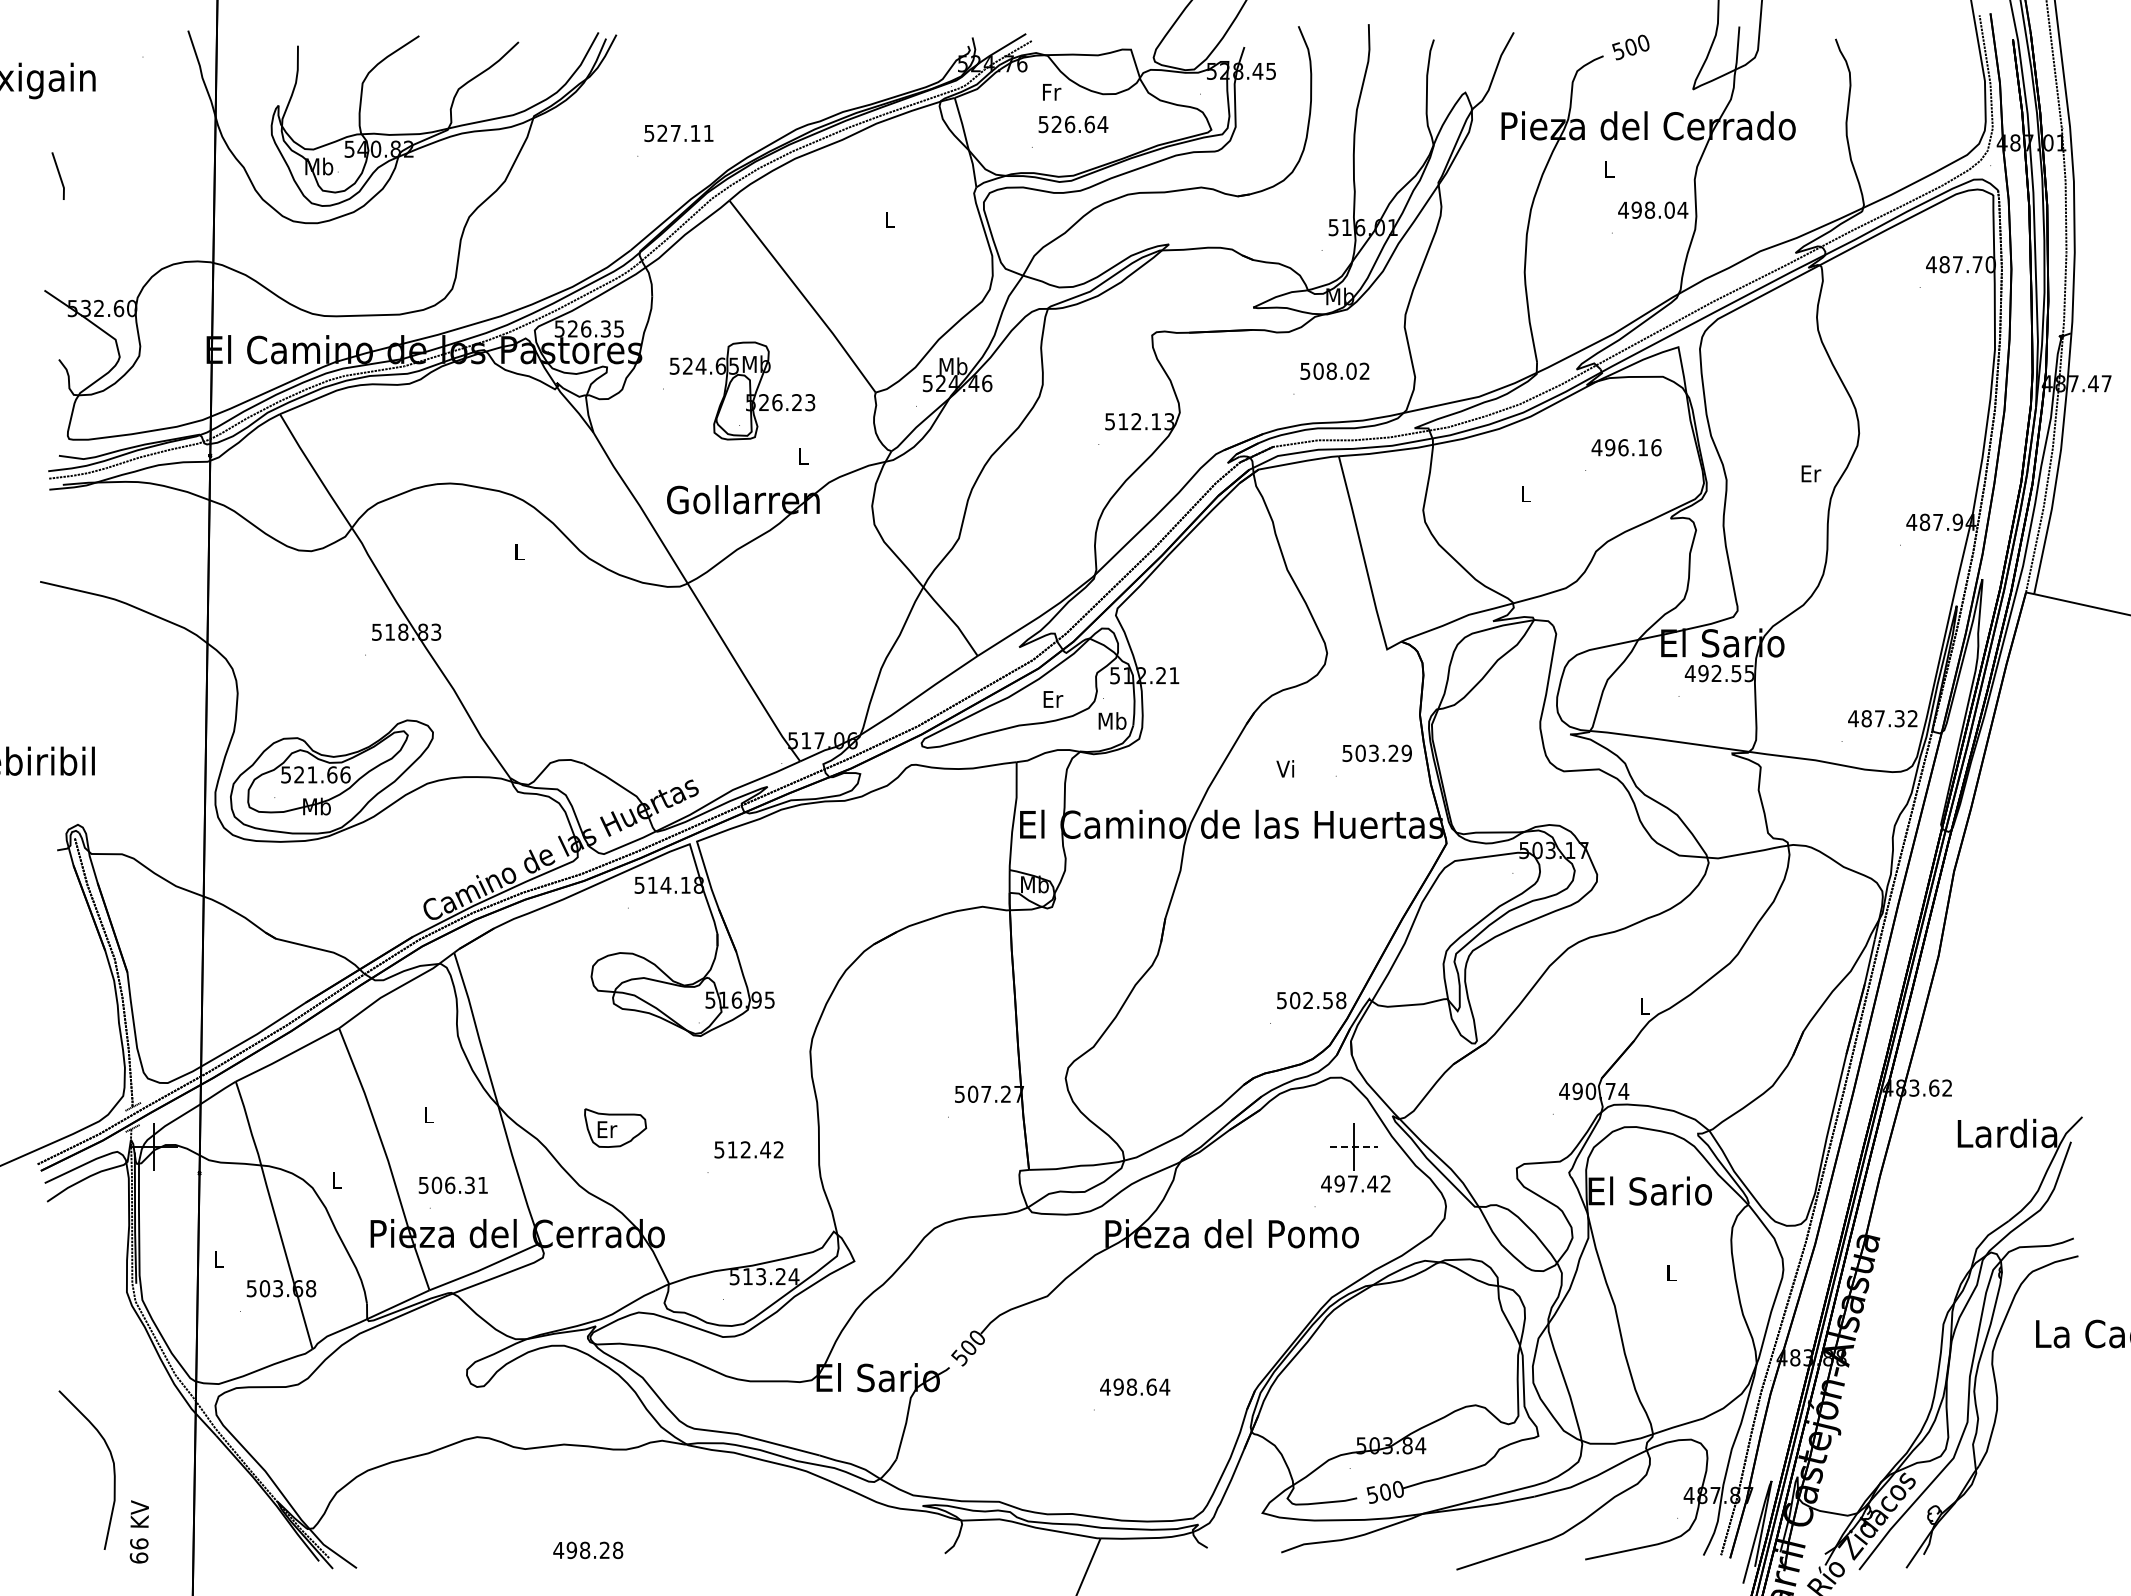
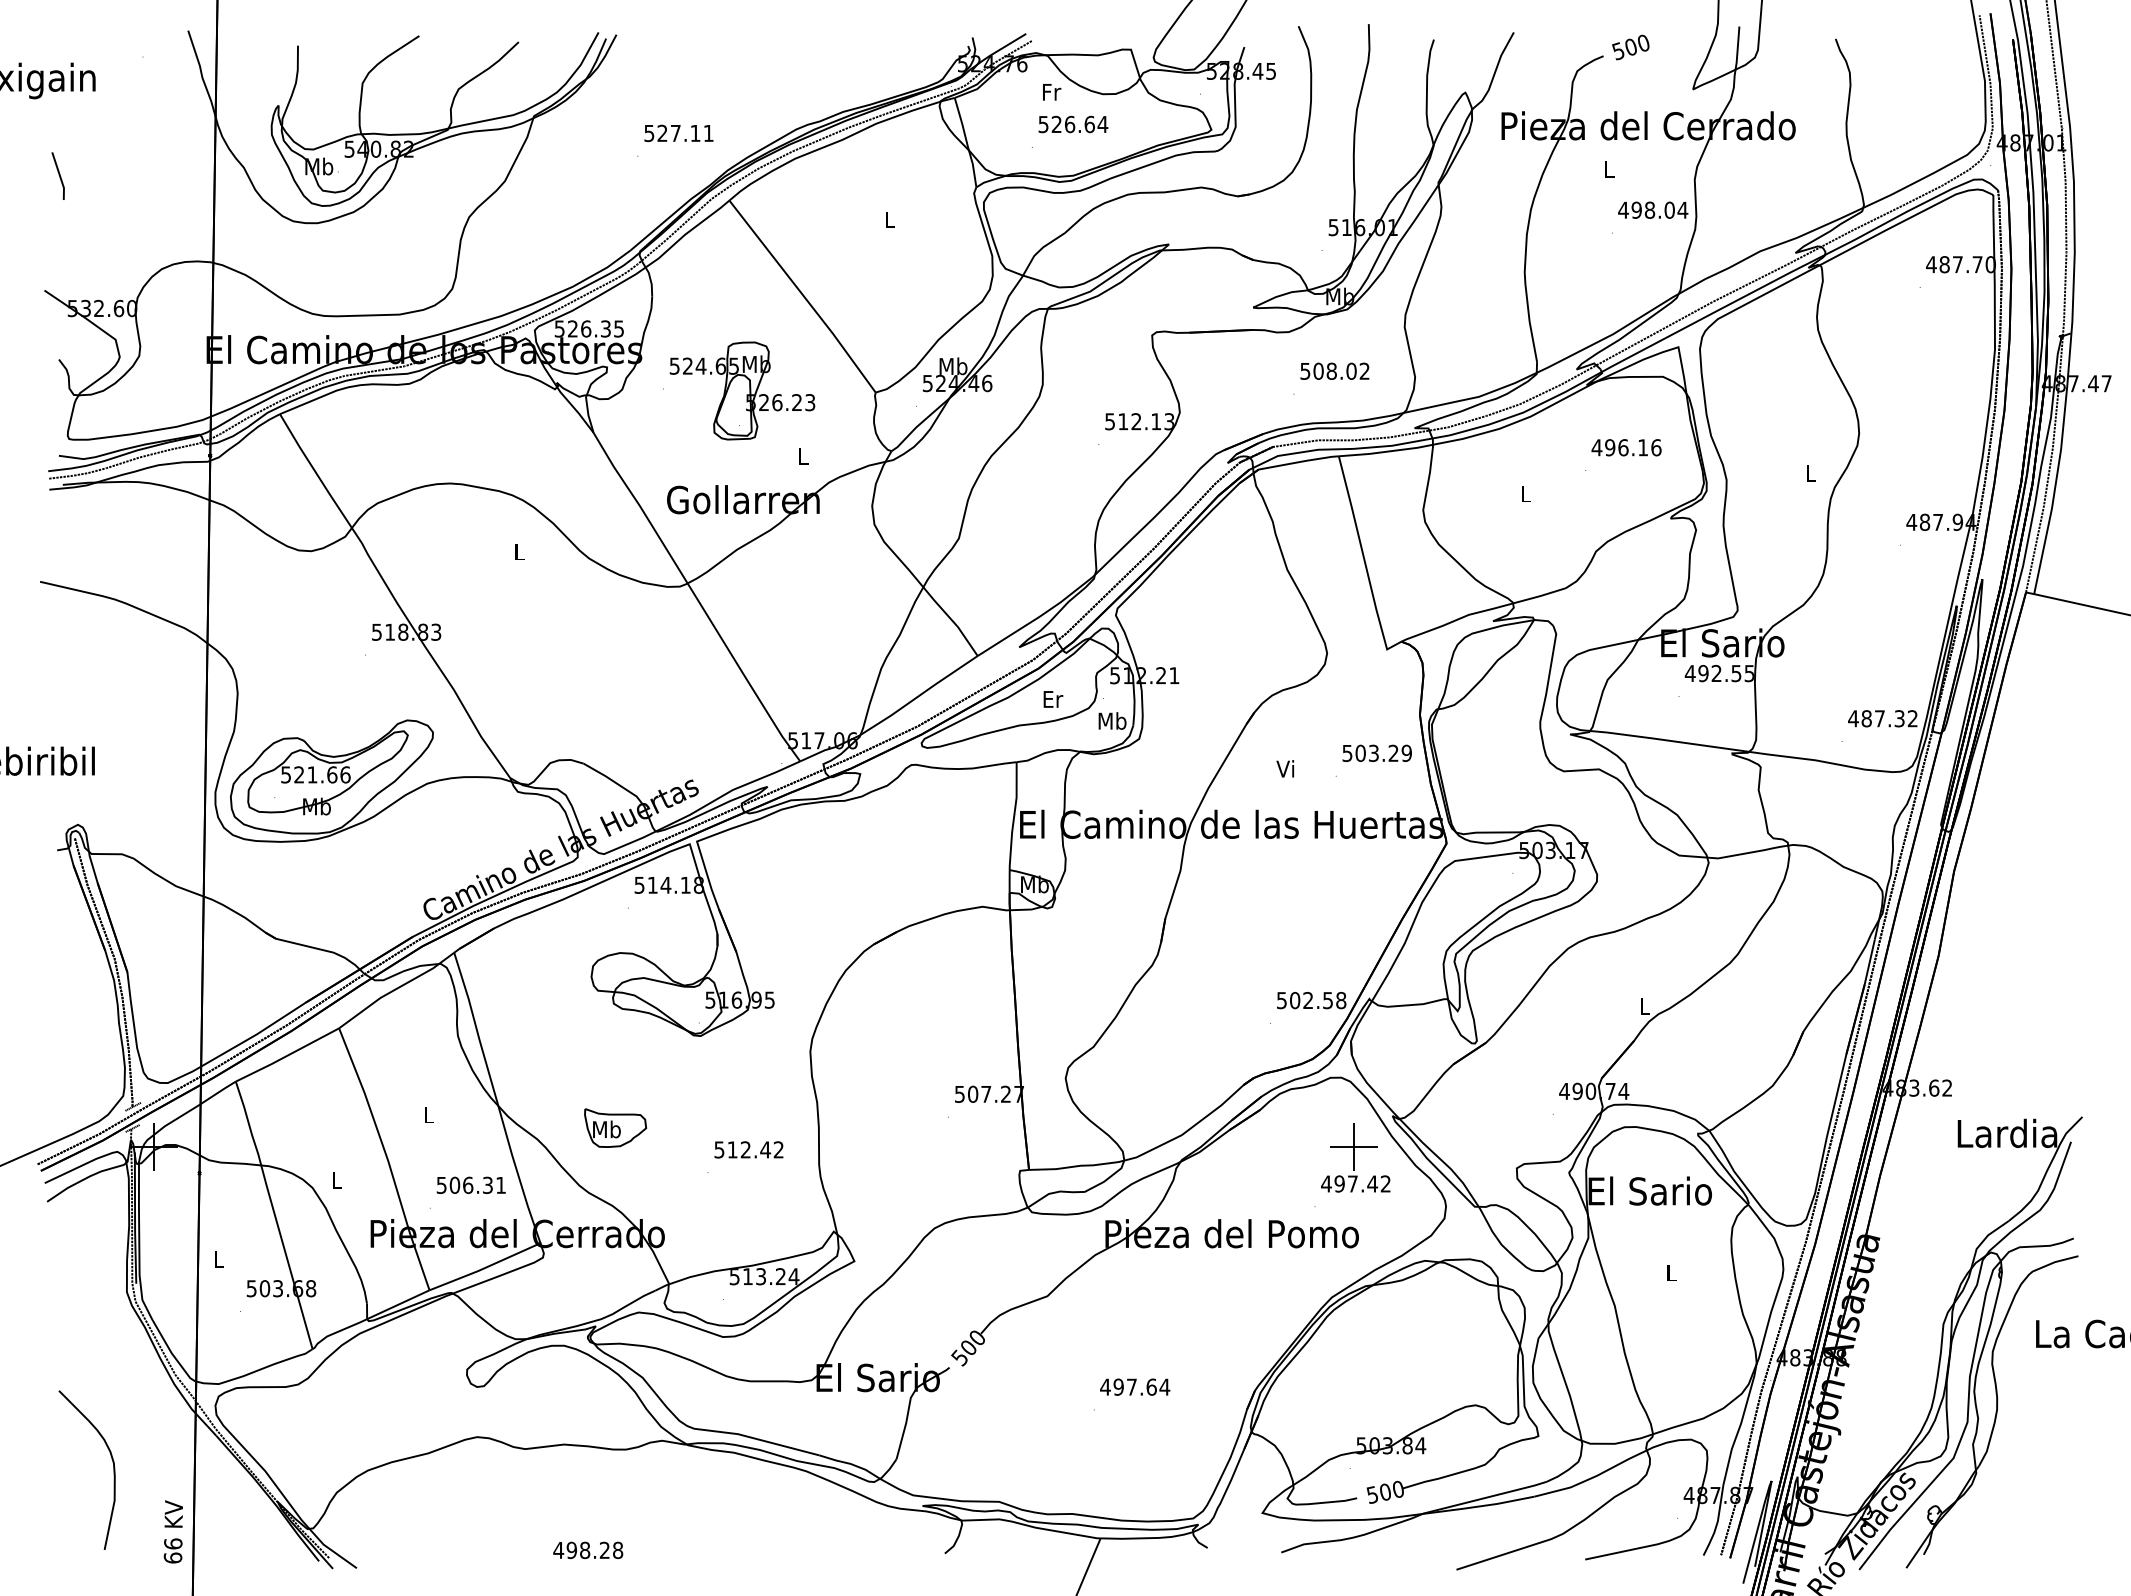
text: Er -> L (1811, 473)
text: Er -> Mb (606, 1129)
line: dashed -> solid (1354, 1147)
text position: (452, 1184) -> (470, 1184) (470, 1184)
text: 498.64 -> 497.64 (1131, 1386)
text position: (138, 1531) -> (172, 1531) (172, 1531)
